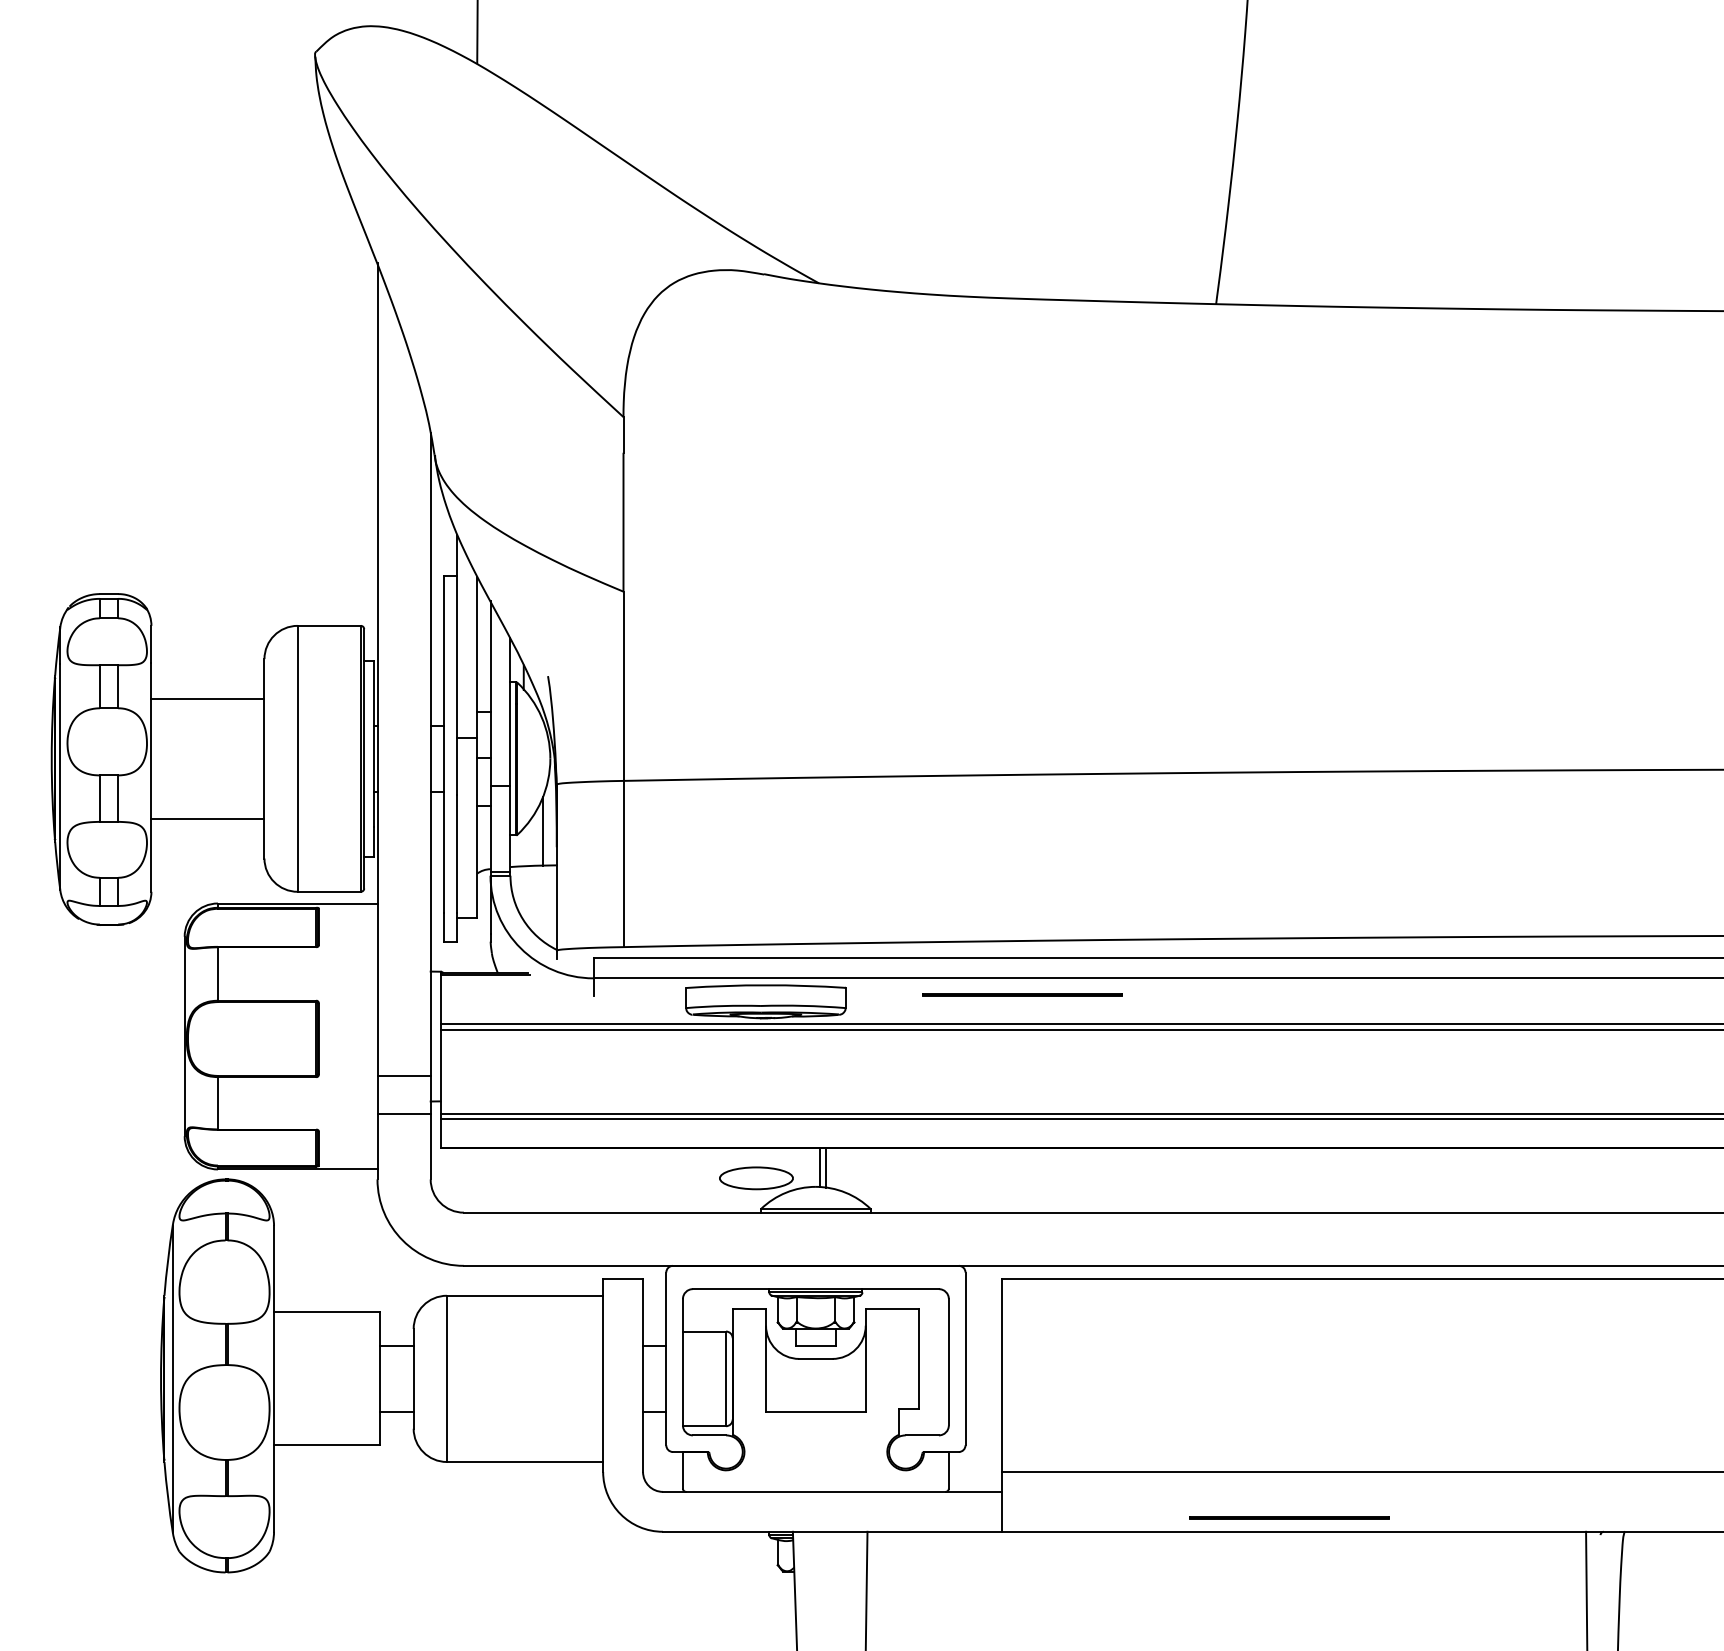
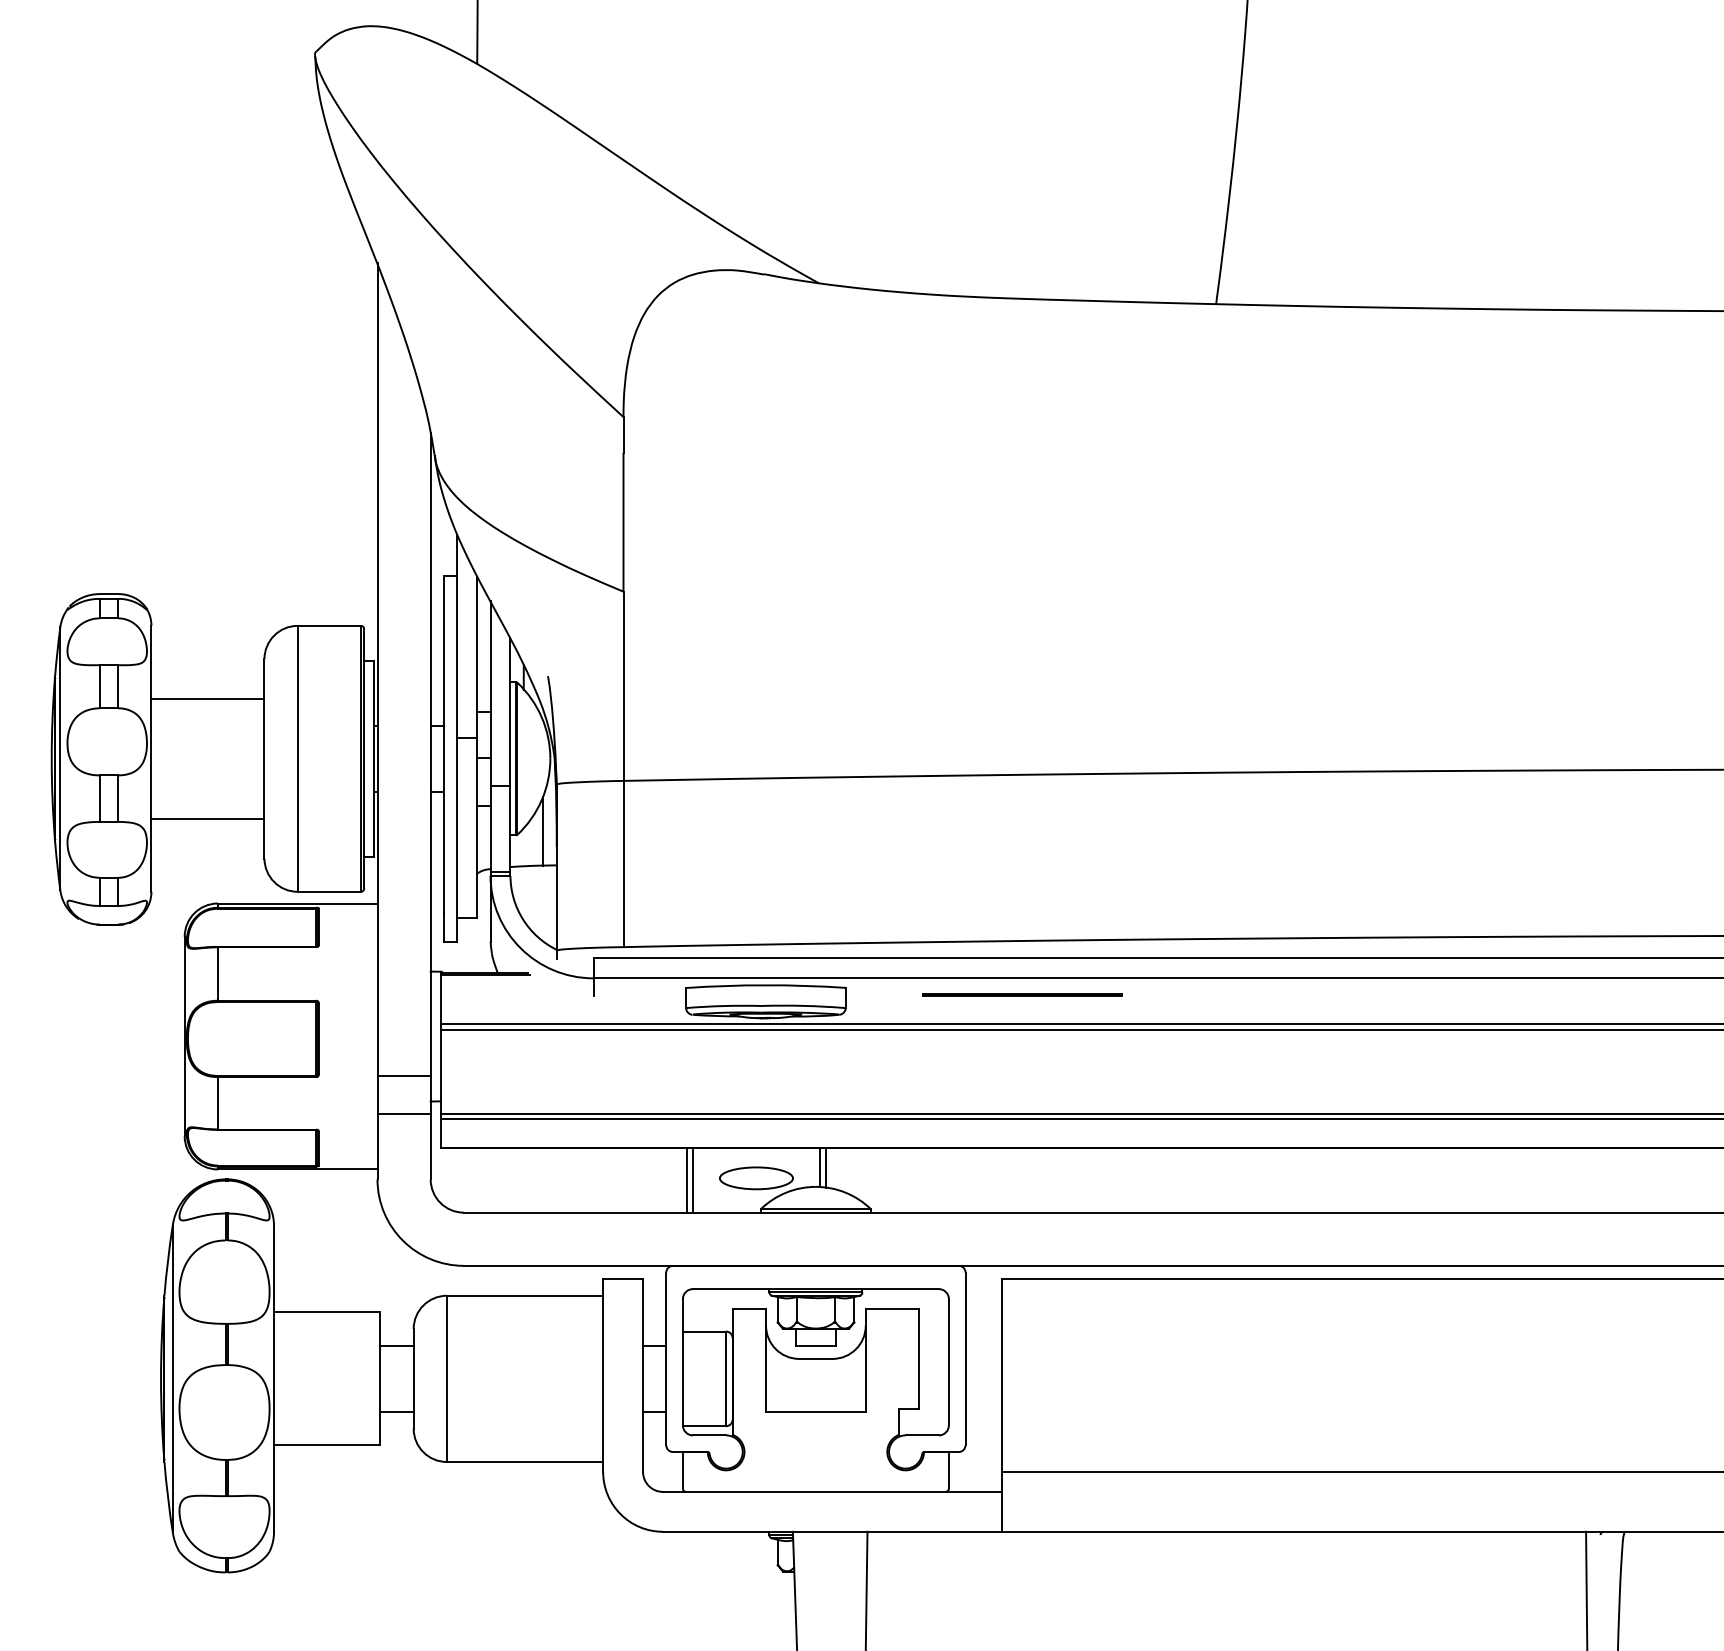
line: none -> present (686, 1180)
line: none -> present (693, 1180)
line: present -> none (1289, 1517)
